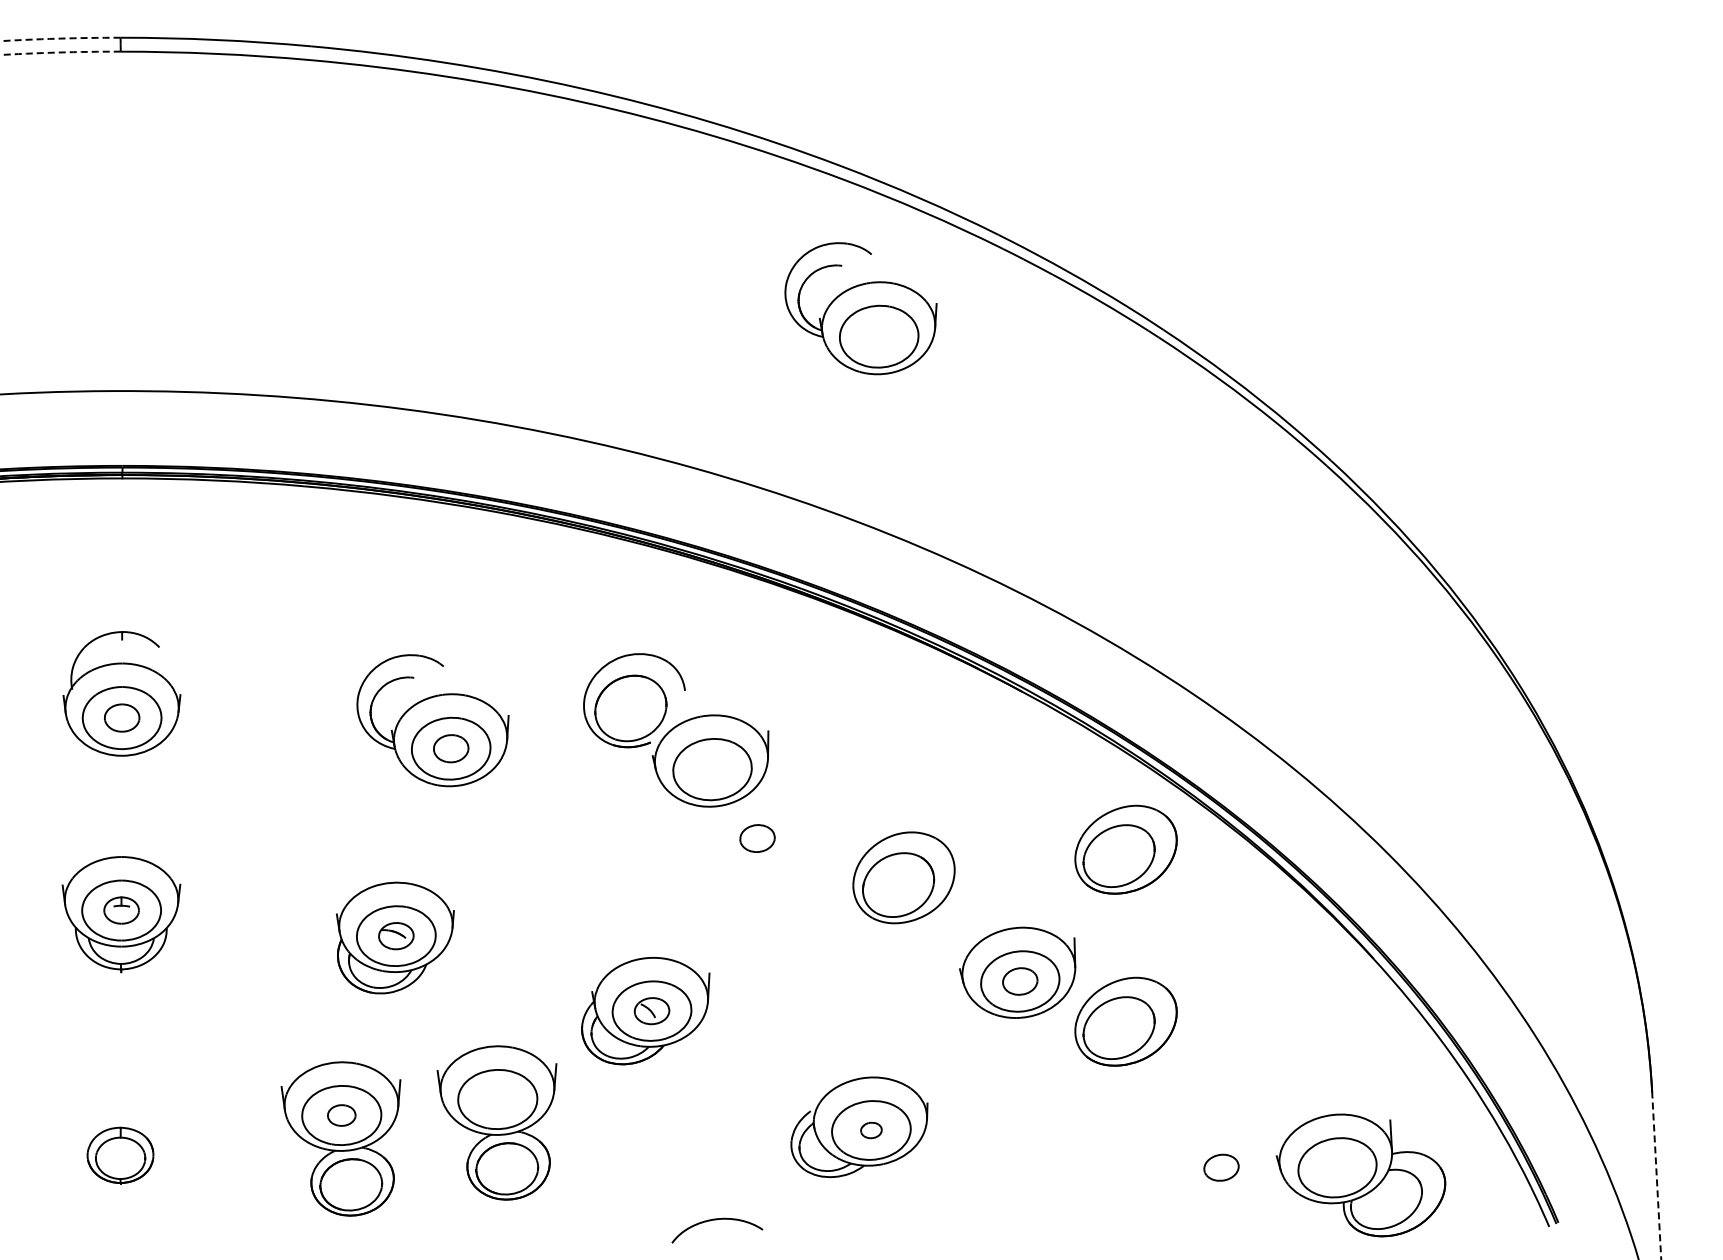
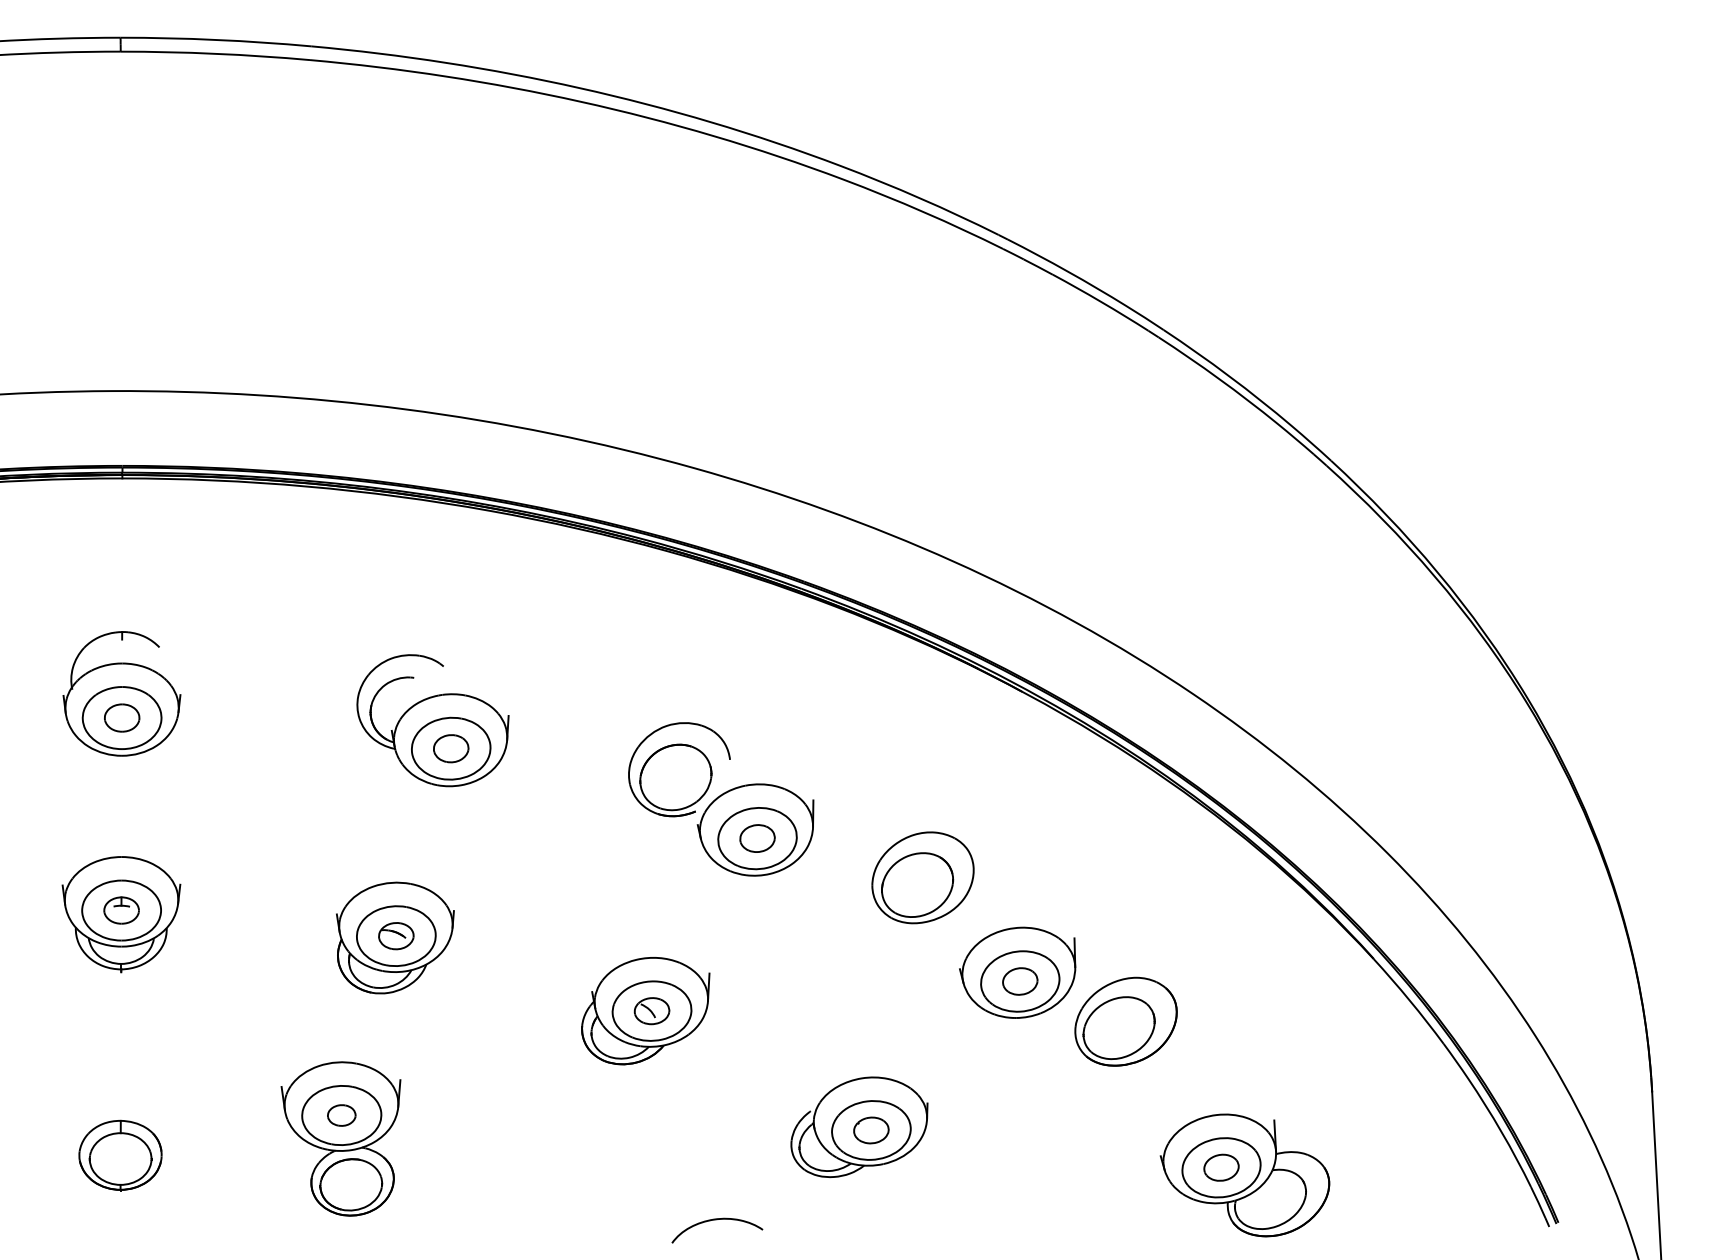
arc: dashed -> solid (59, 38)
arc: dashed -> solid (59, 52)
part: present -> none (860, 308)
part position: (676, 730) -> (721, 799) (721, 799)
part: present -> none (1125, 849)
part position: (903, 877) -> (922, 877) (922, 877)
part: present -> none (496, 1122)
part size: 23x19 px -> 37x29 px (871, 1130)
part size: 69x59 px -> 85x73 px (120, 1155)
part position: (1360, 1175) -> (1244, 1175) (1244, 1175)
line: dashed -> solid (1656, 1175)
